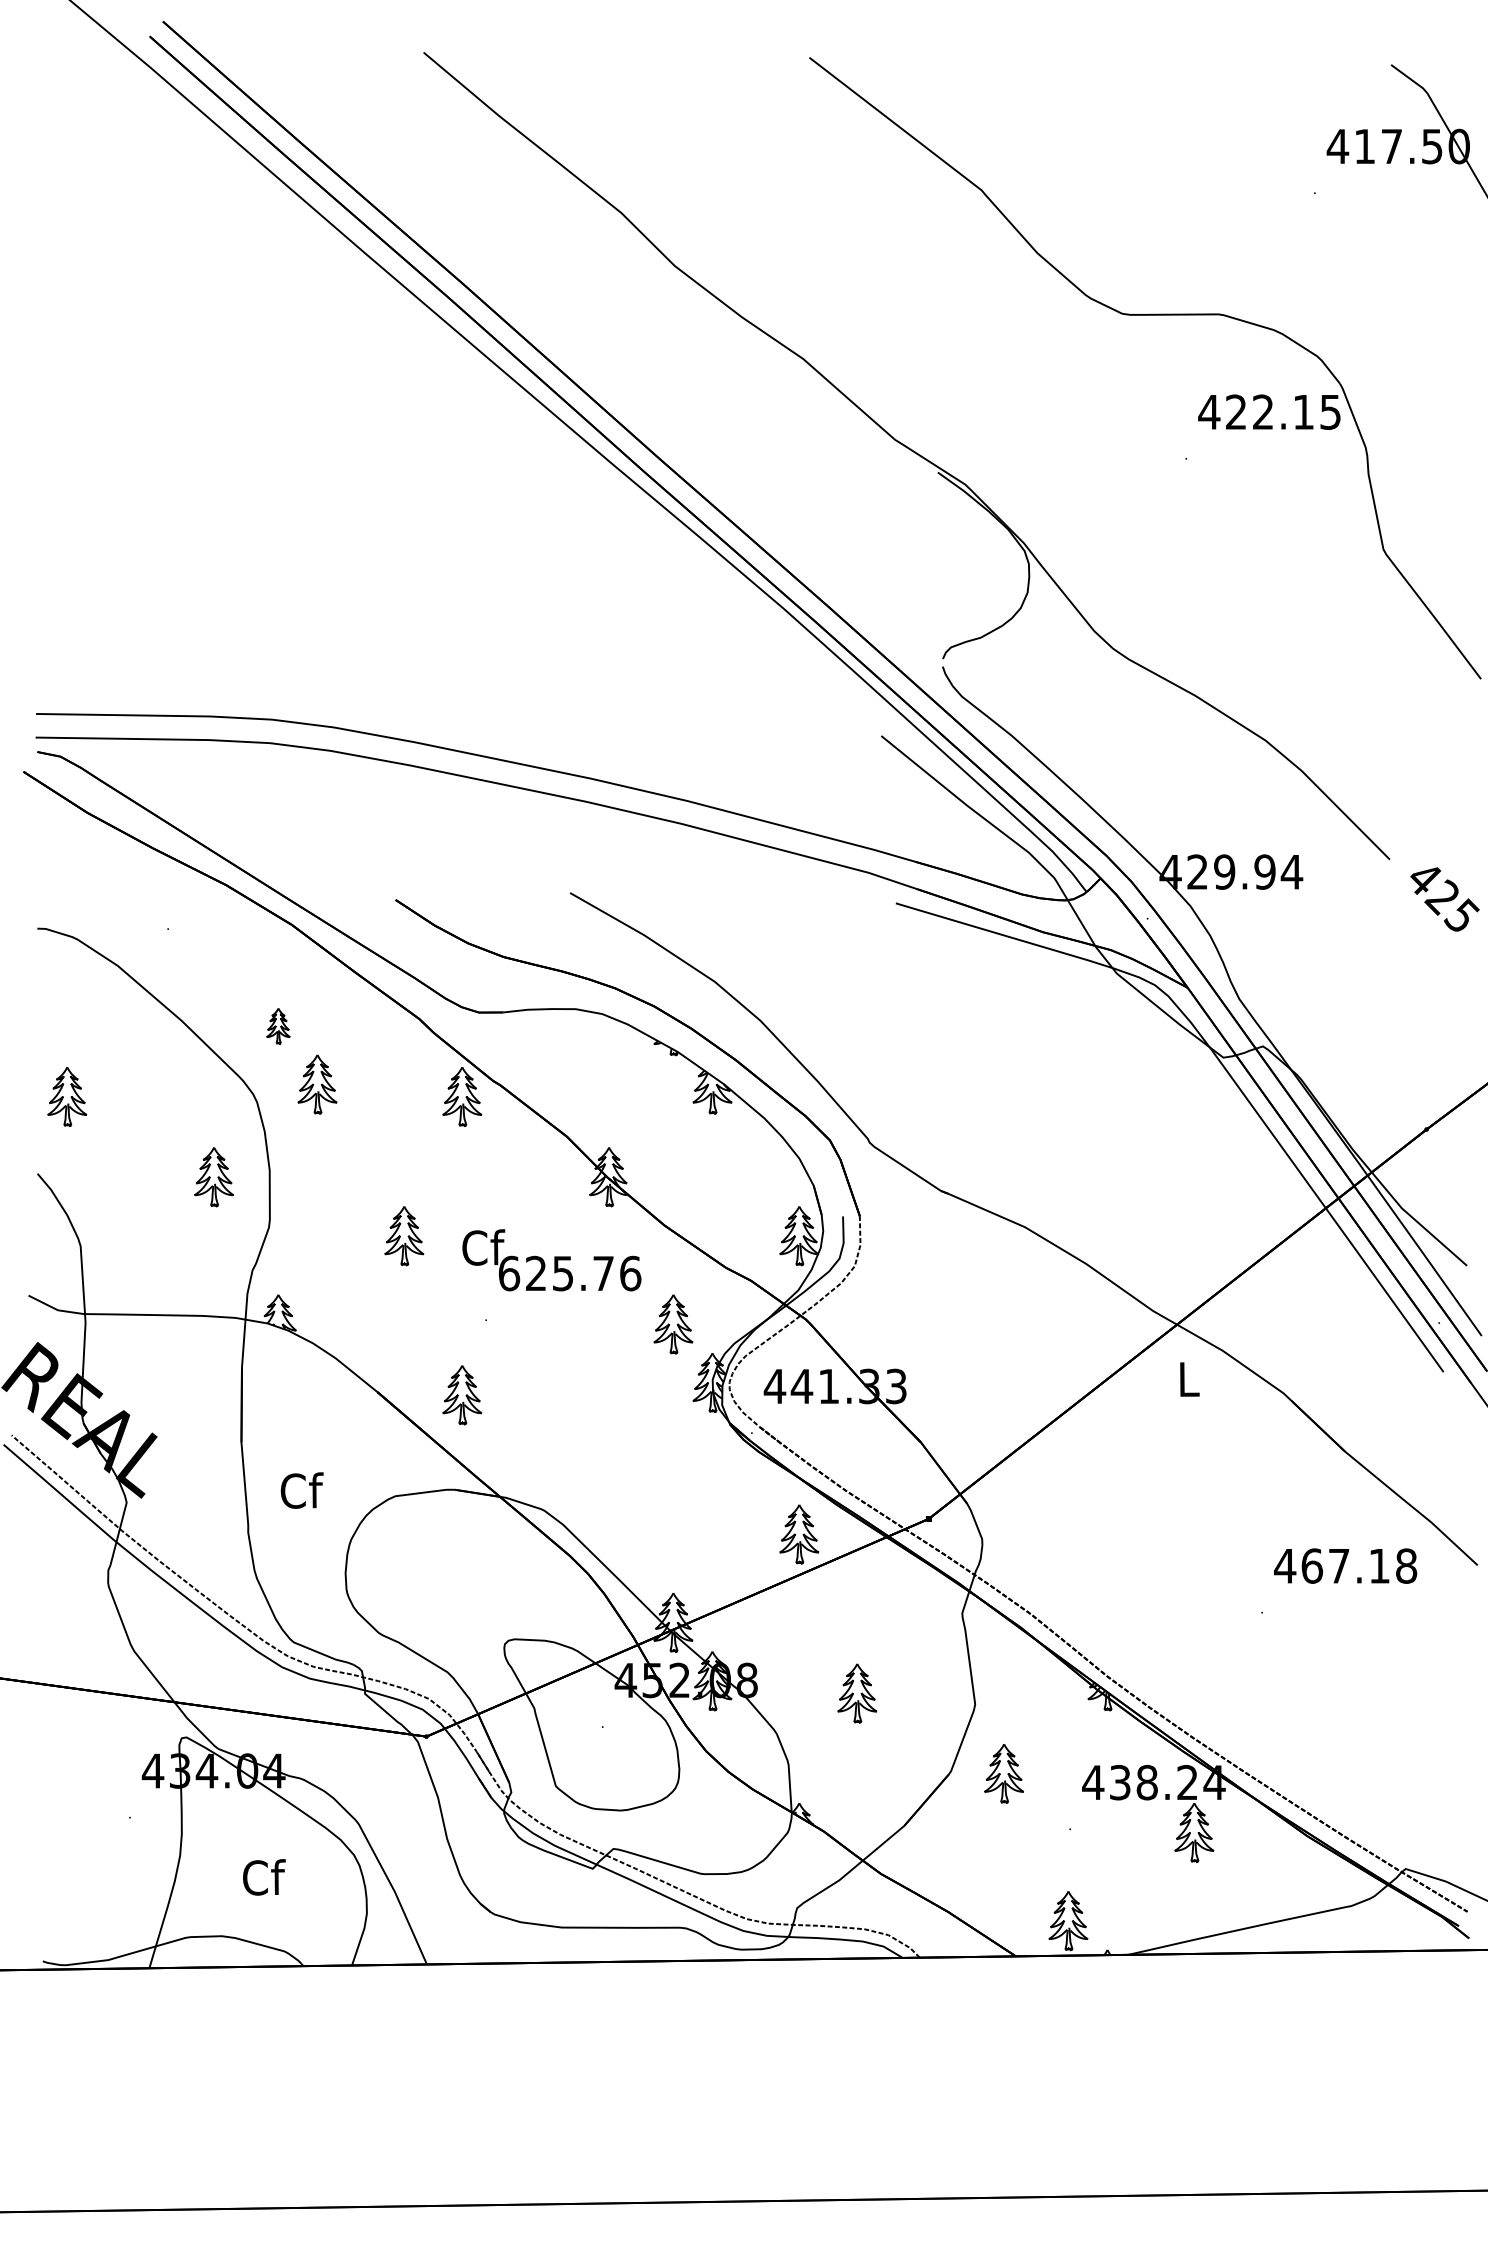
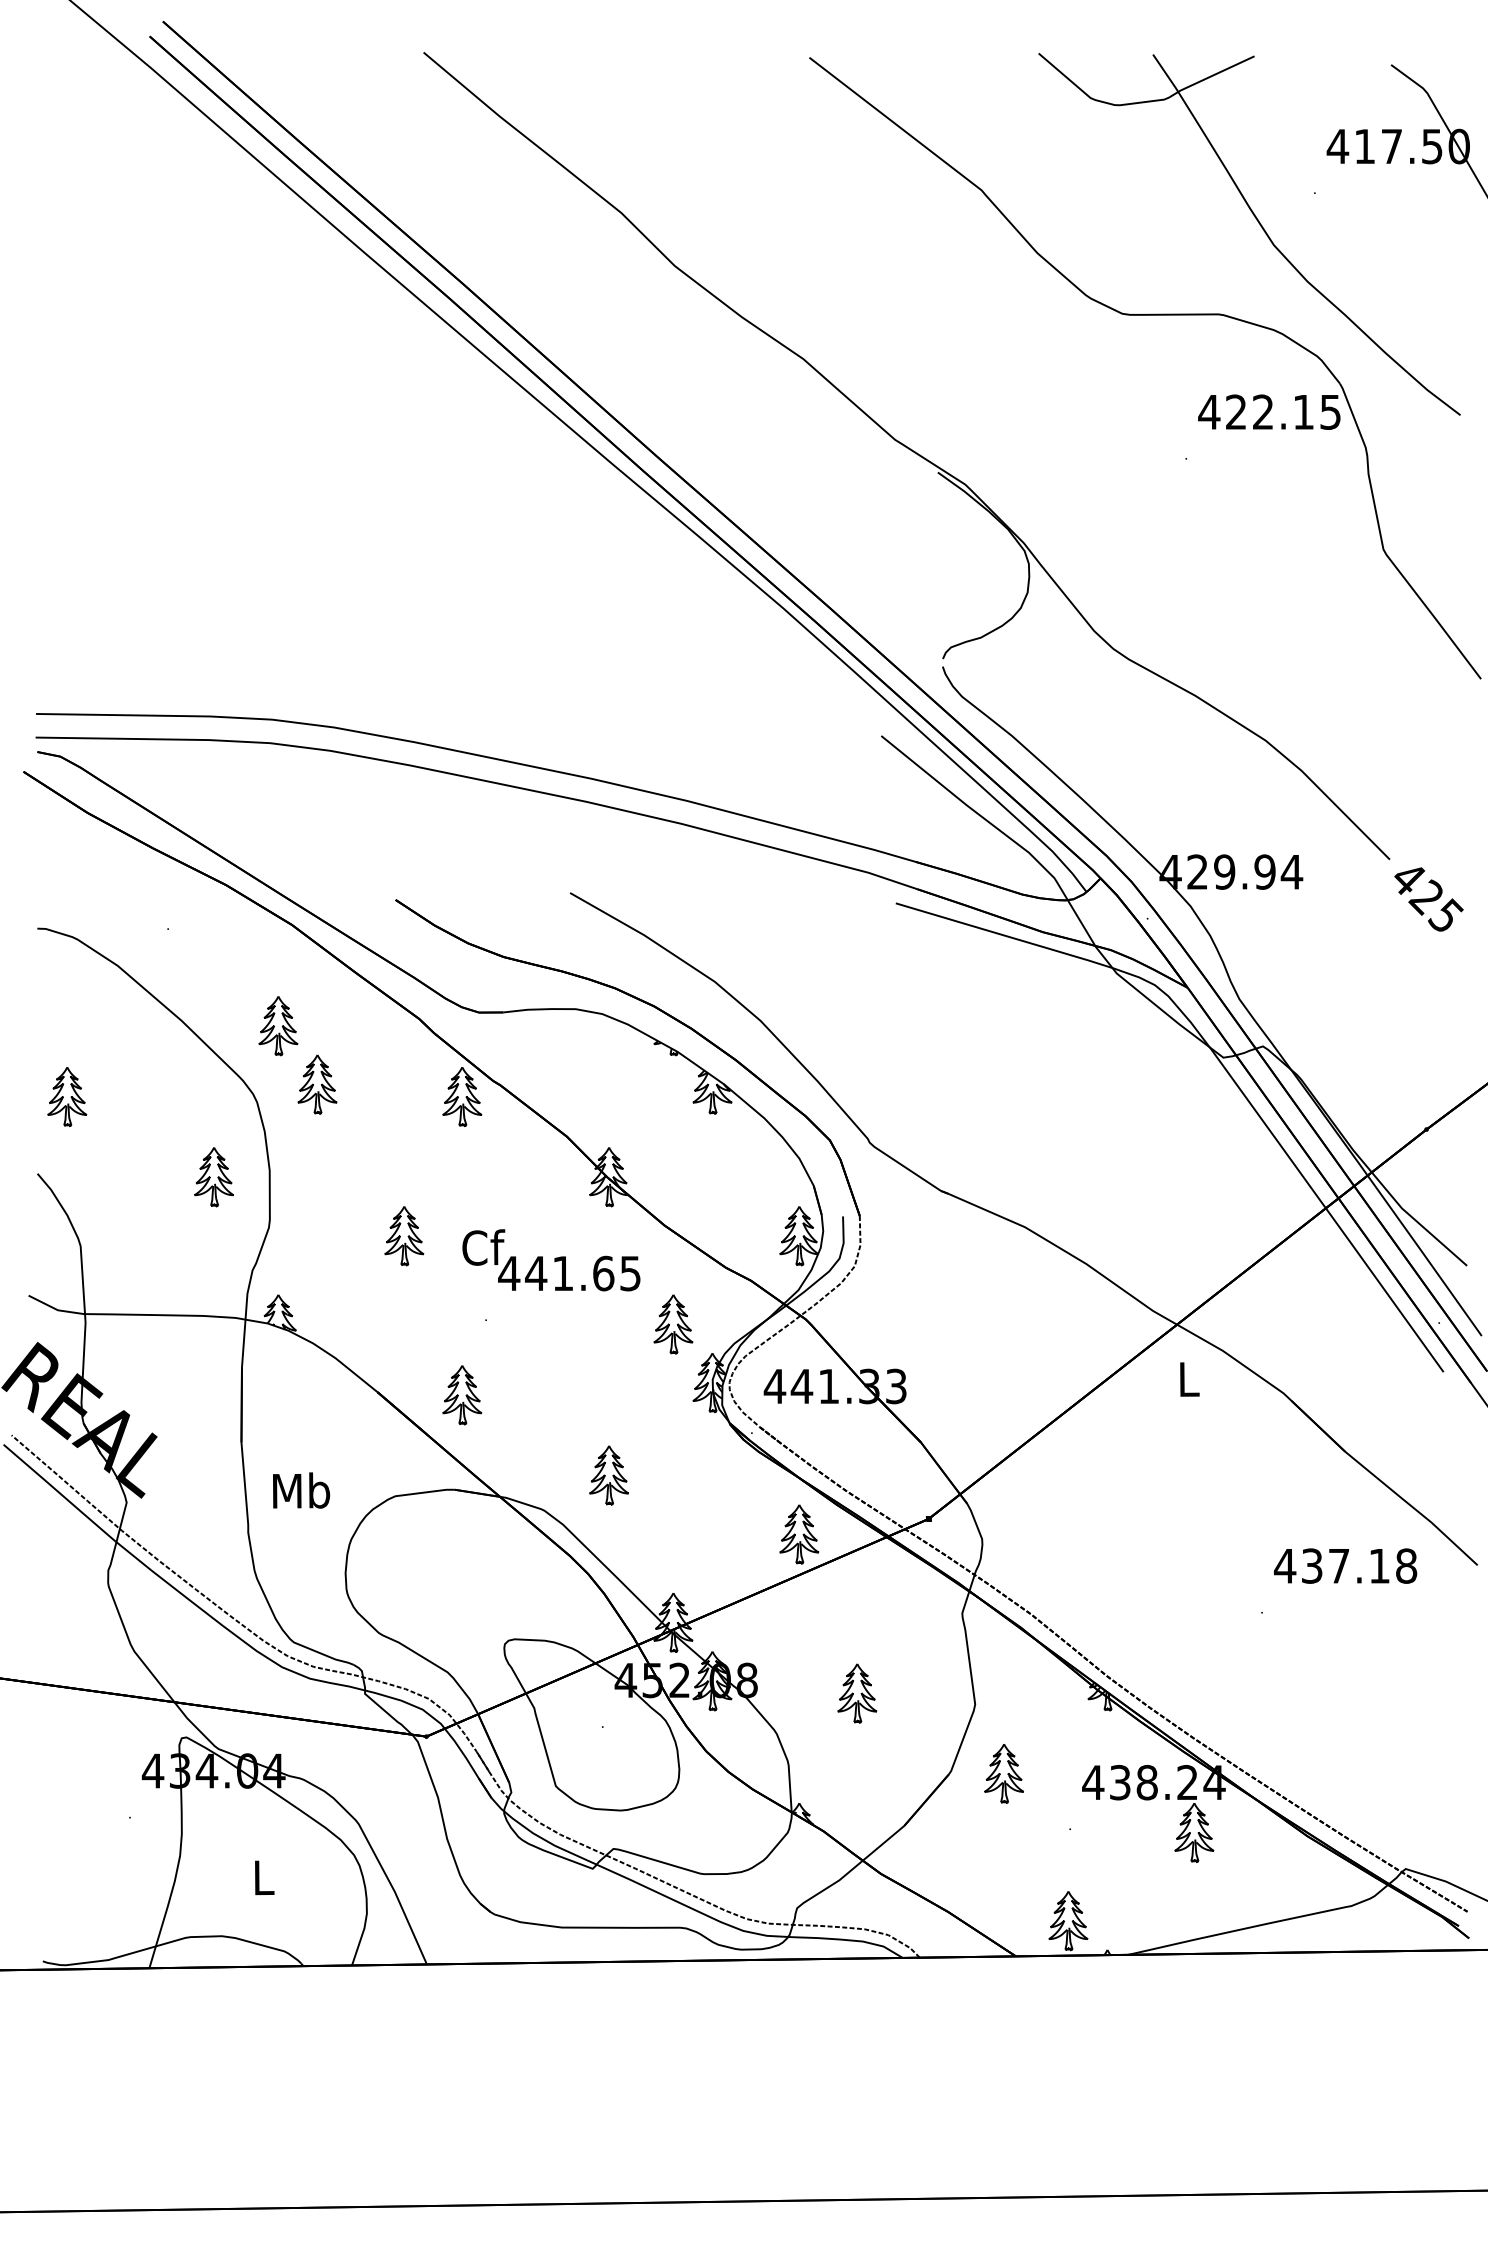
part: none -> present (1260, 226)
text position: (1444, 899) -> (1428, 899) (1428, 899)
part size: 25x37 px -> 41x61 px (278, 1026)
text: 625.76 -> 441.65 (569, 1273)
part: none -> present (608, 1475)
text: Cf -> Mb (301, 1490)
text: 467.18 -> 437.18 (1312, 1565)
text: Cf -> L (264, 1877)
